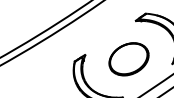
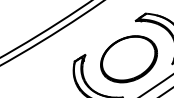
part size: 42x35 px -> 58x49 px (128, 59)
